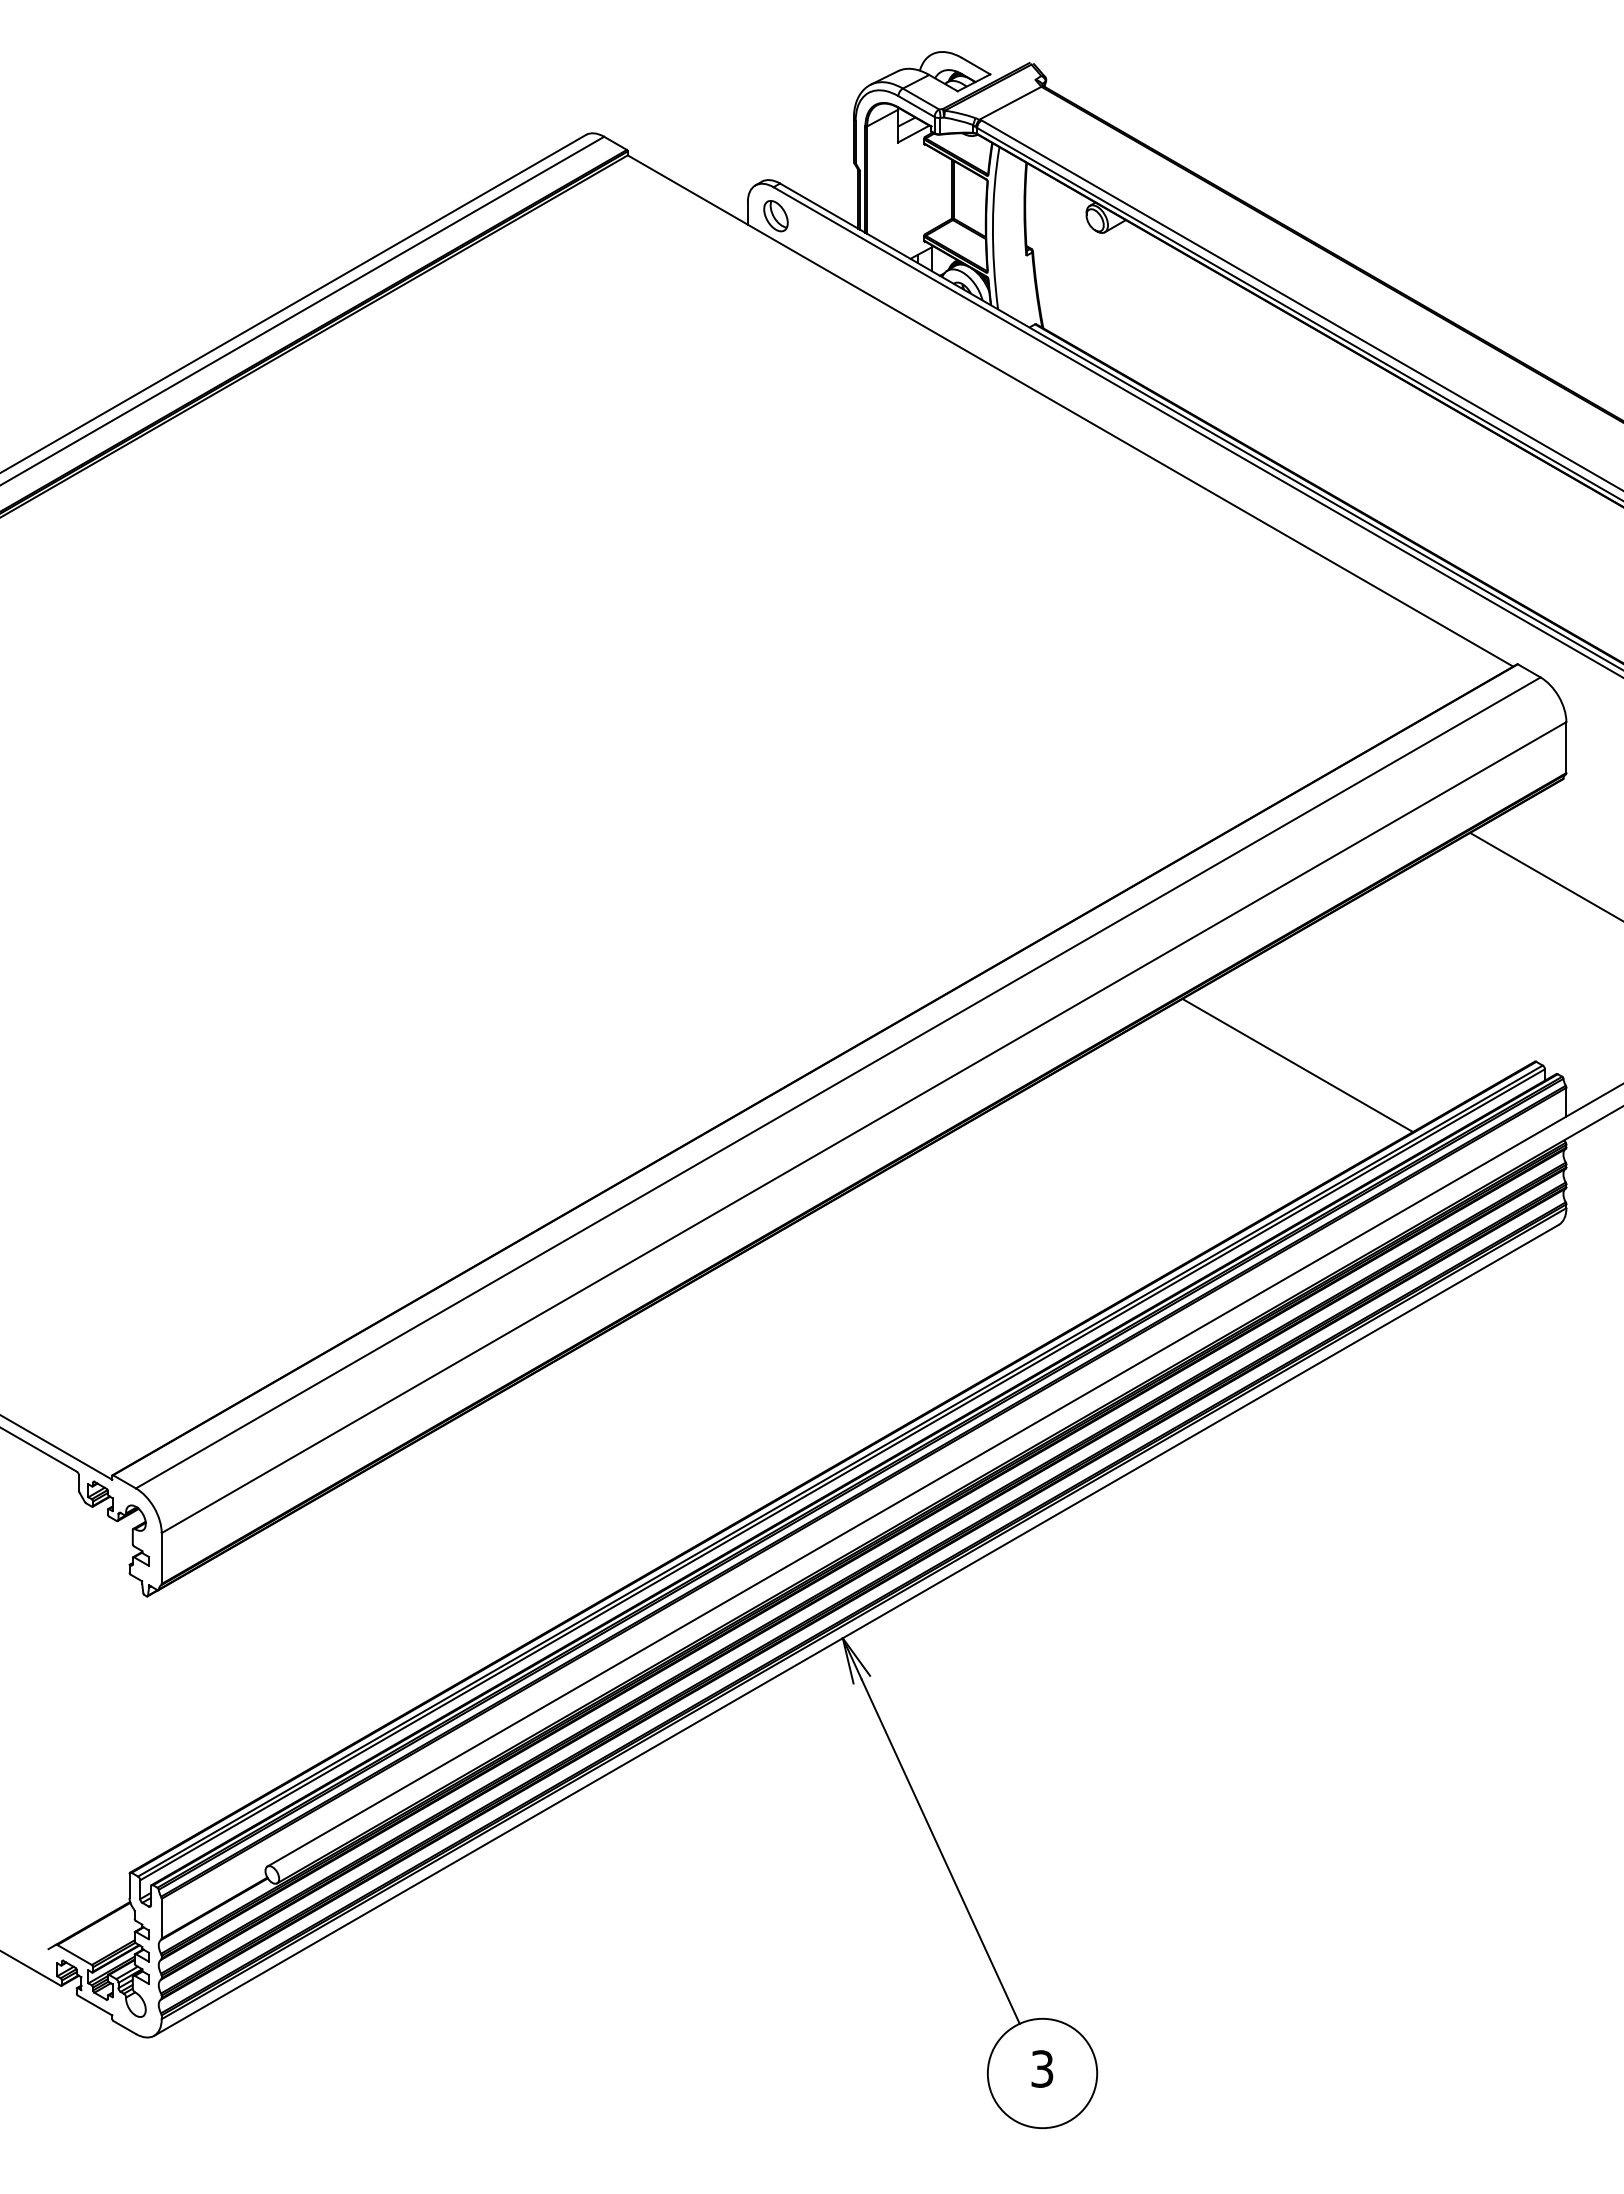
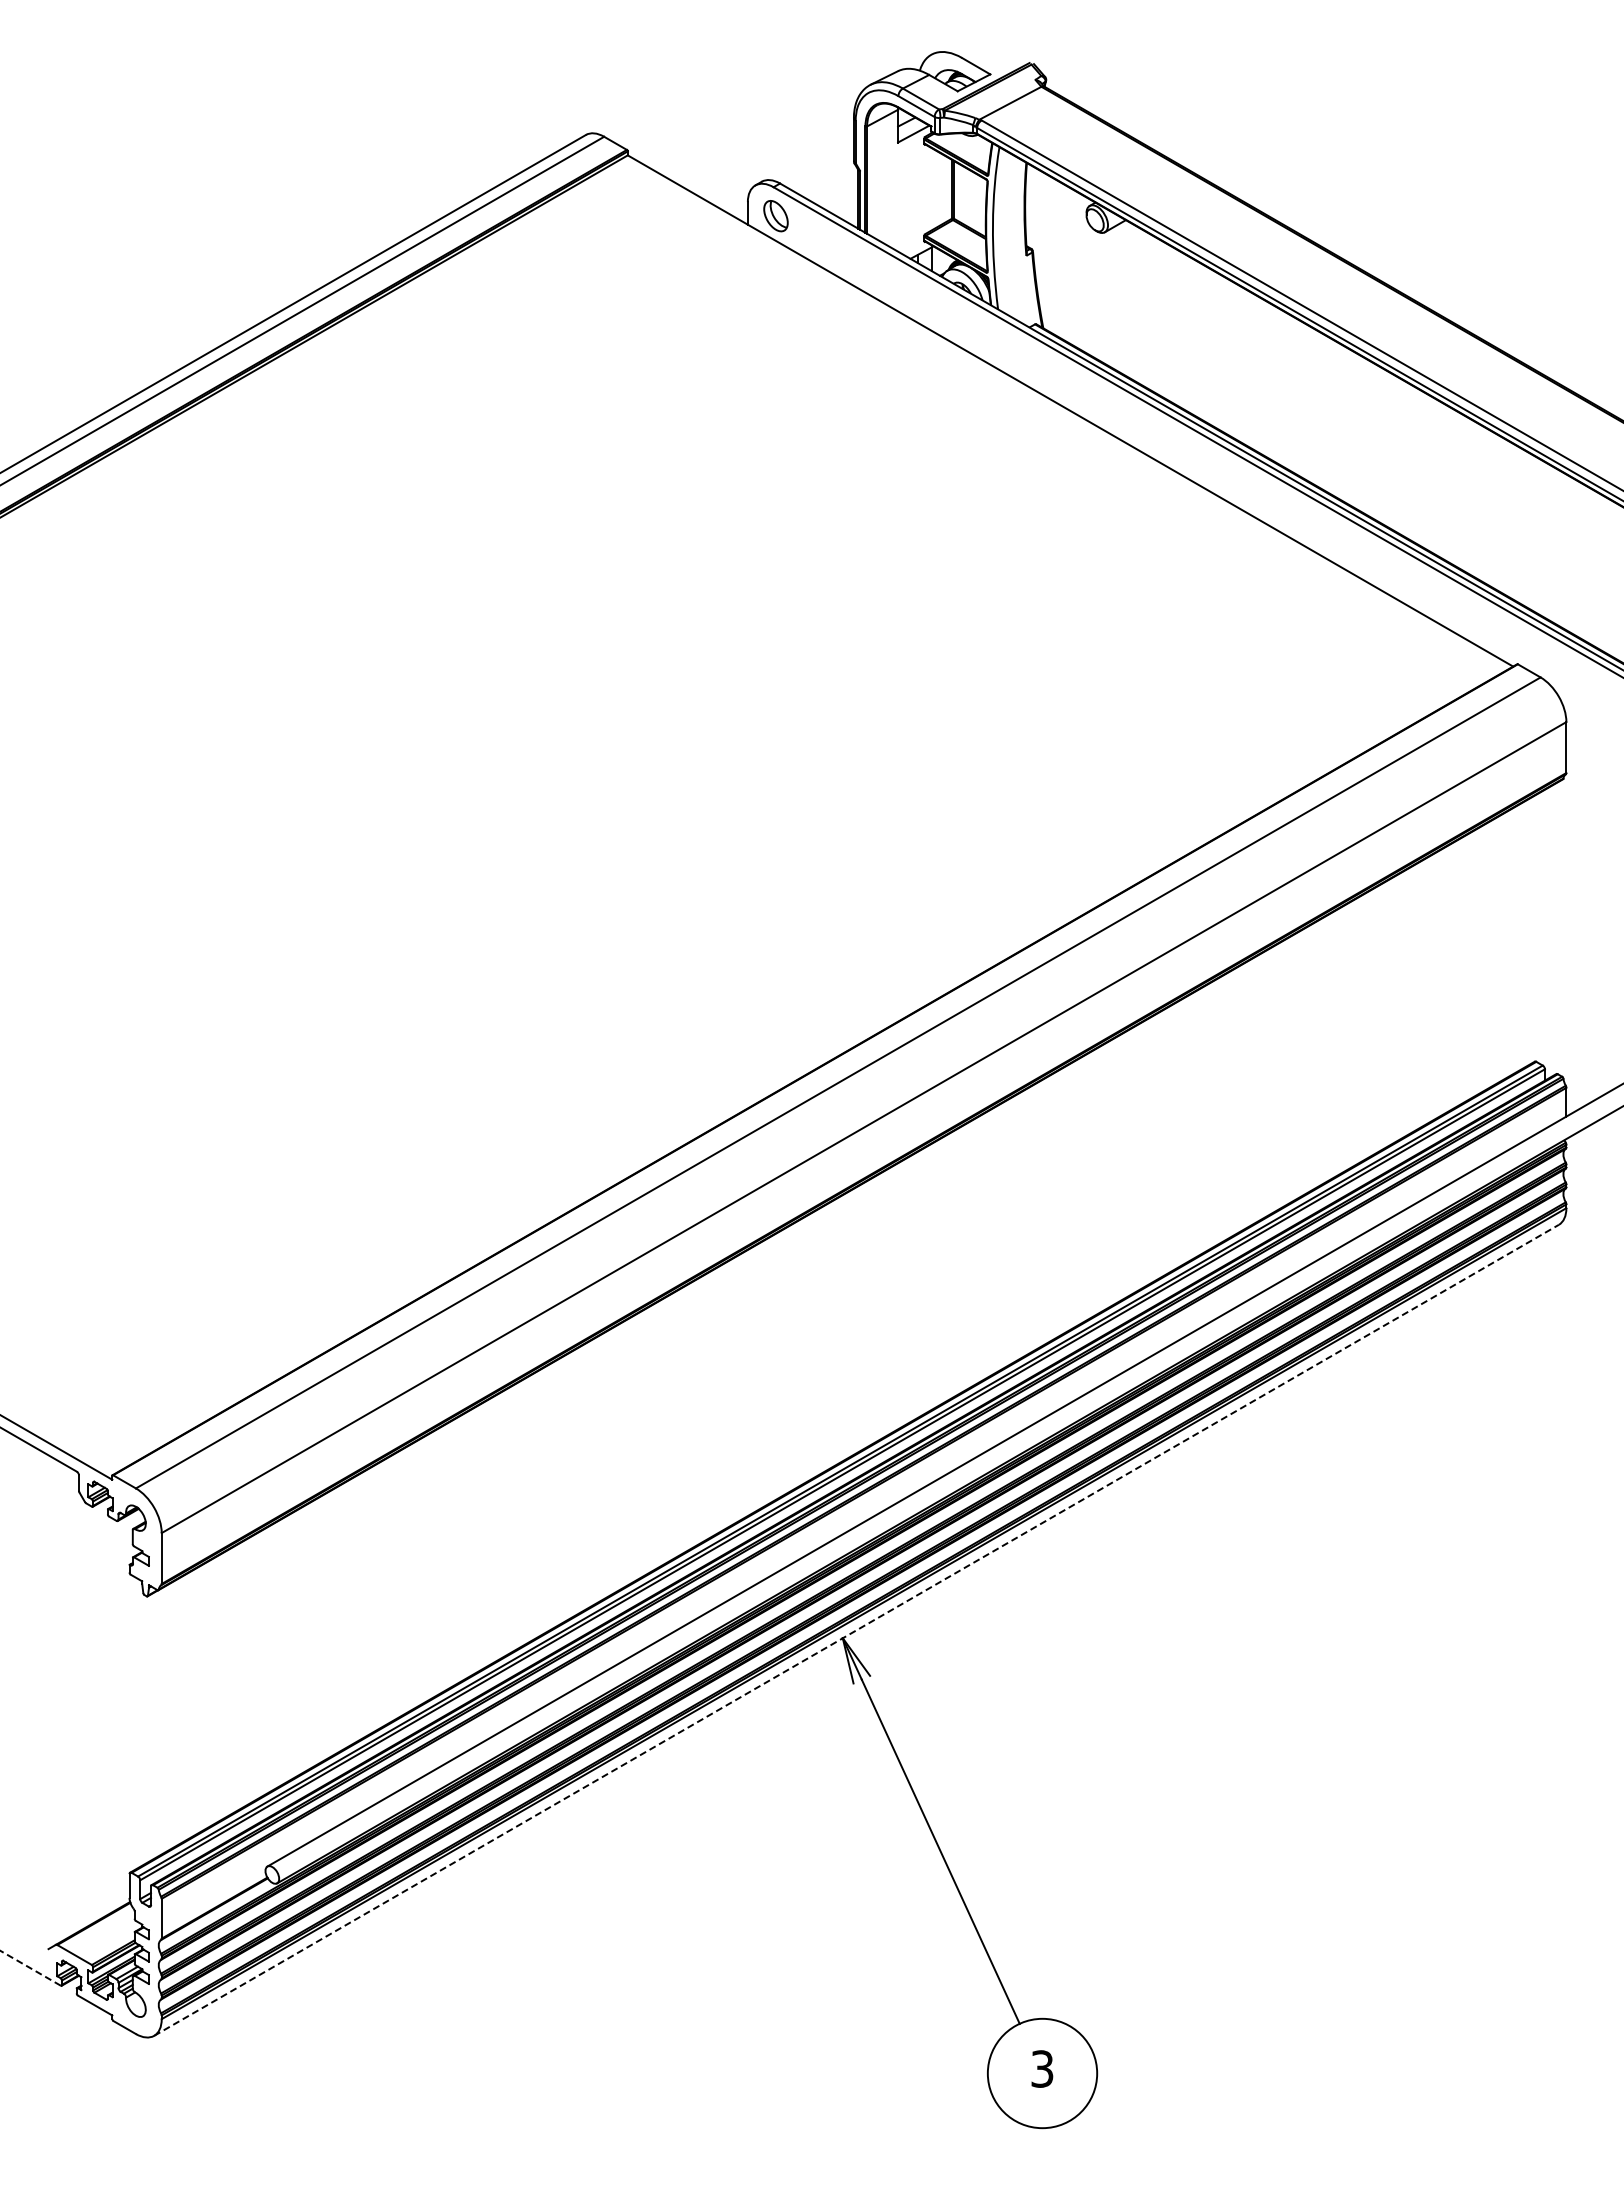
line: present -> none (1545, 875)
line: present -> none (1297, 1065)
line: solid -> dashed (856, 1630)
line: solid -> dashed (30, 1968)
